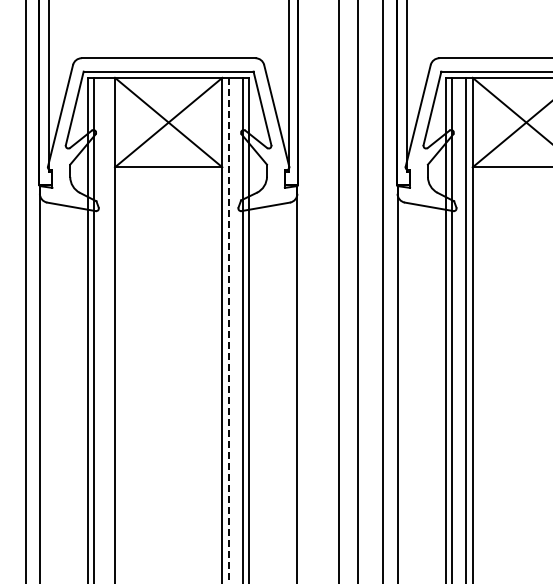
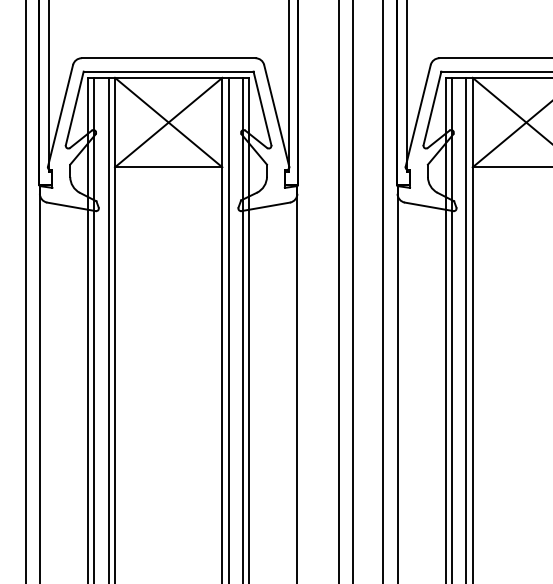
line position: (357, 291) -> (352, 291) (352, 291)
line: none -> present (108, 328)
line: dashed -> solid (228, 330)
